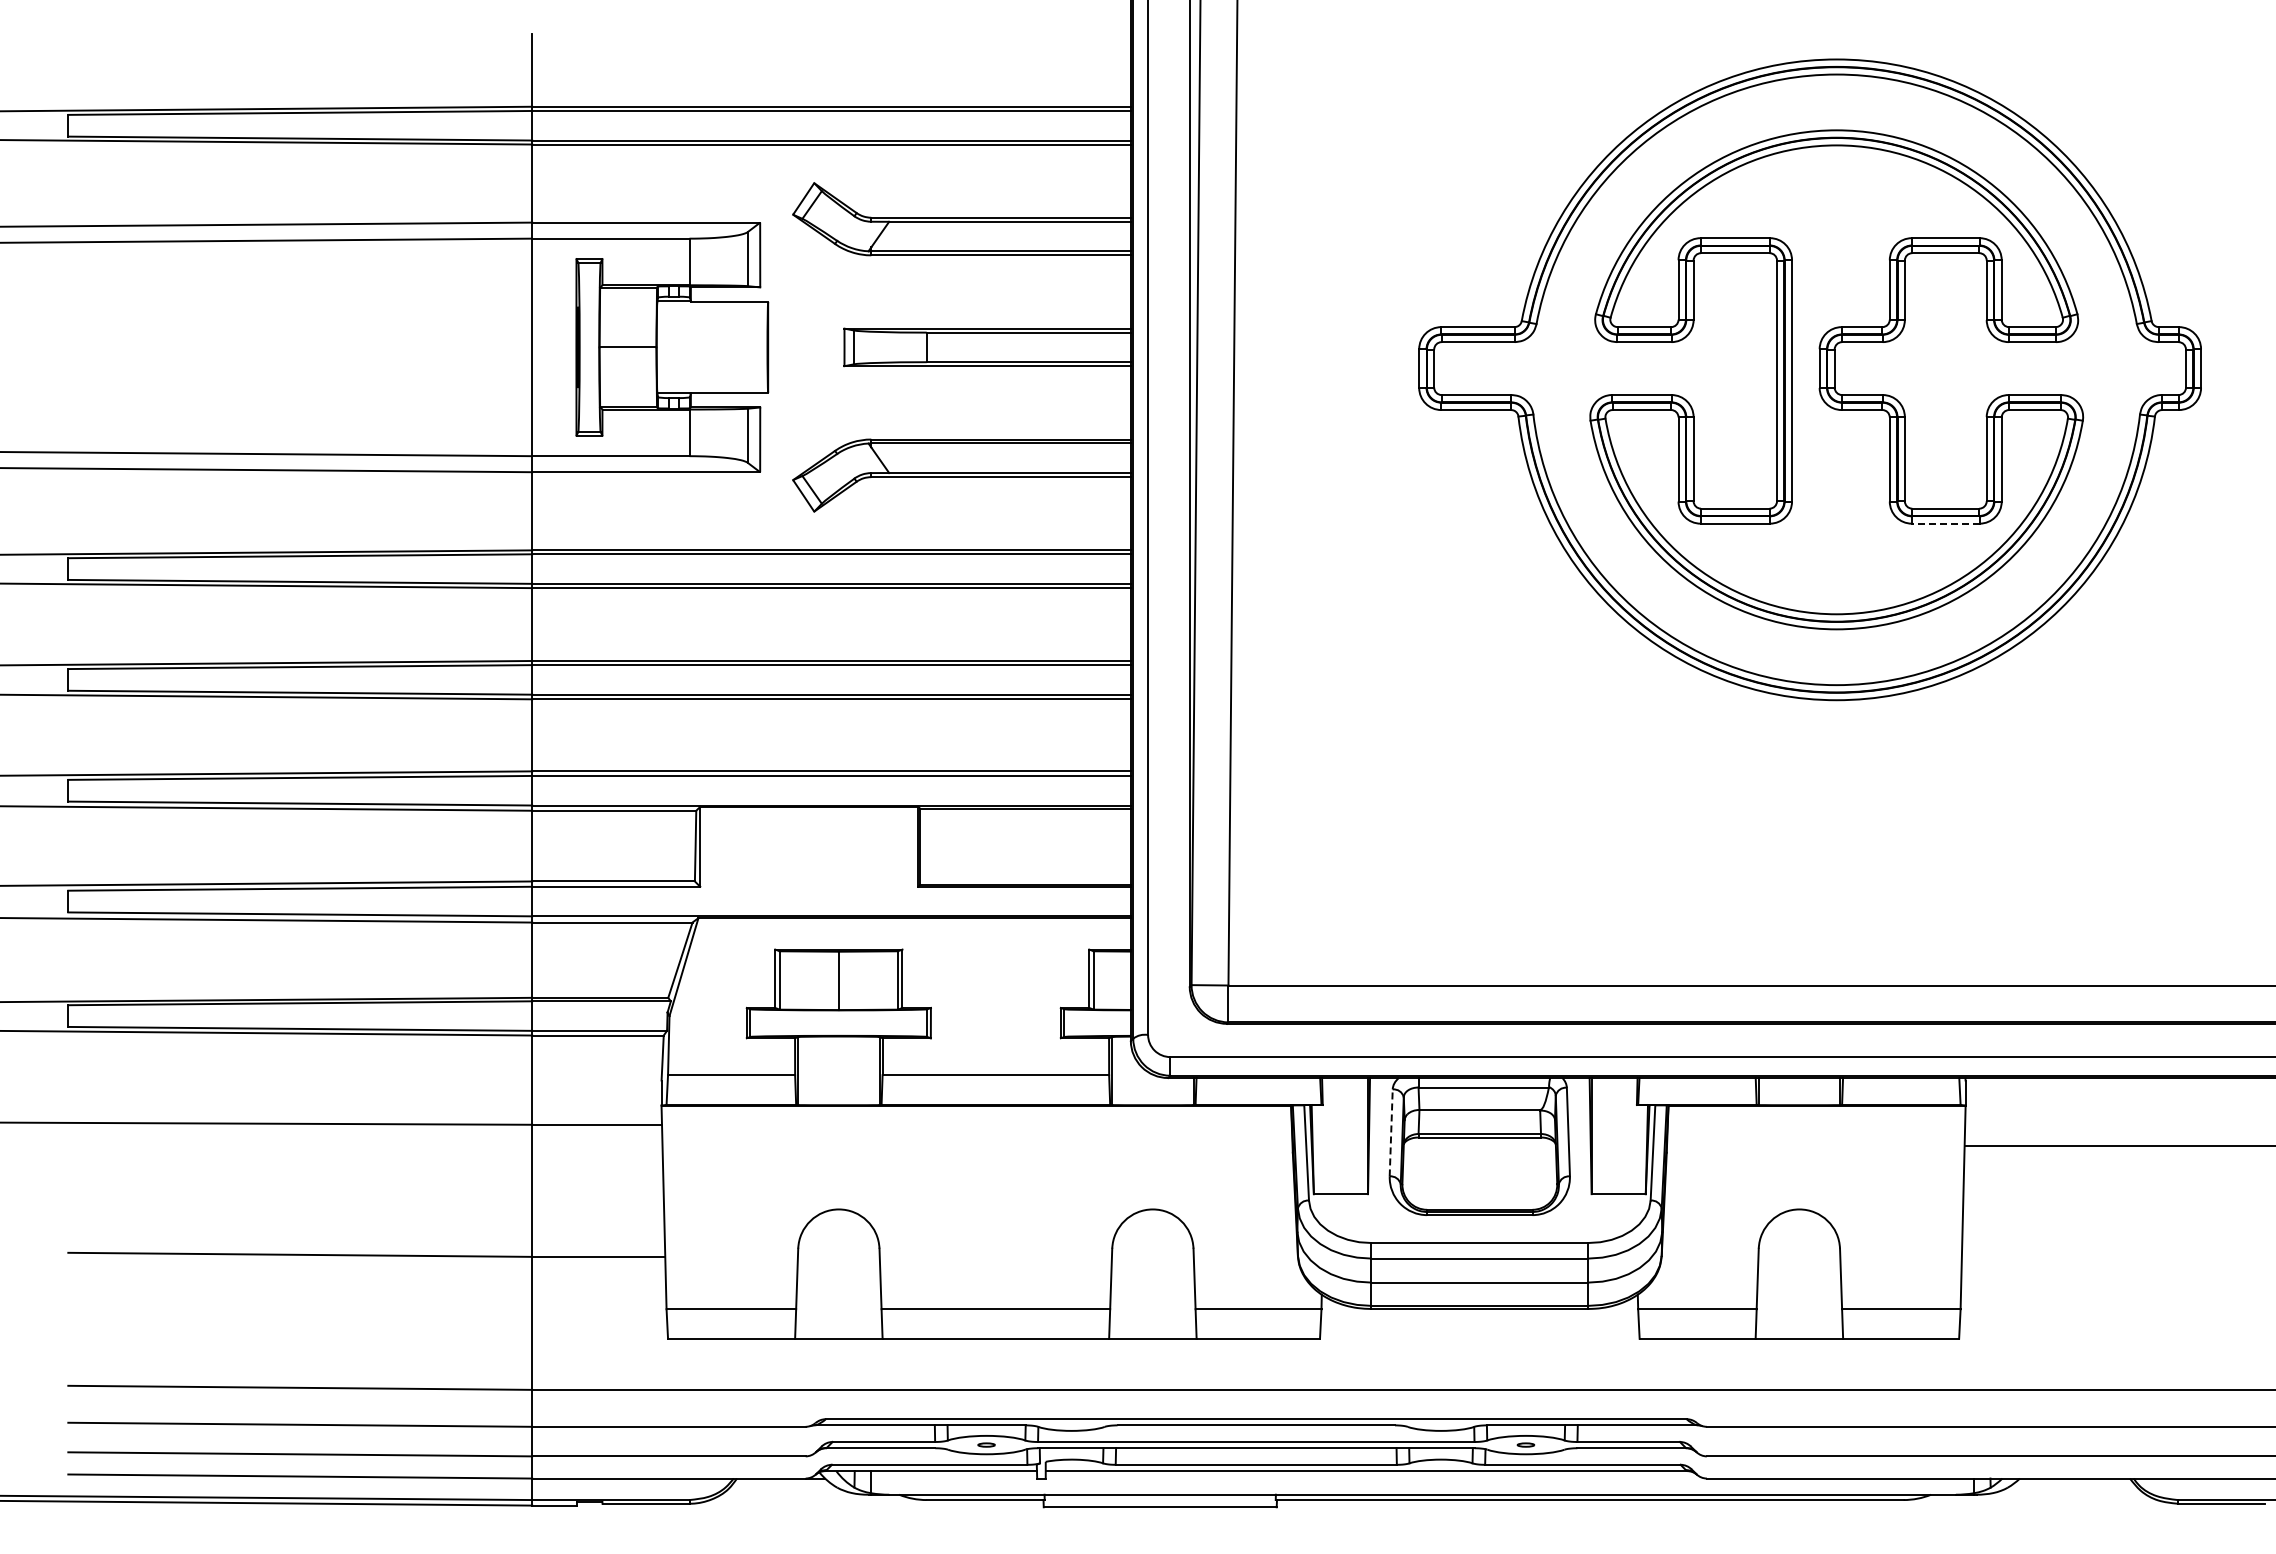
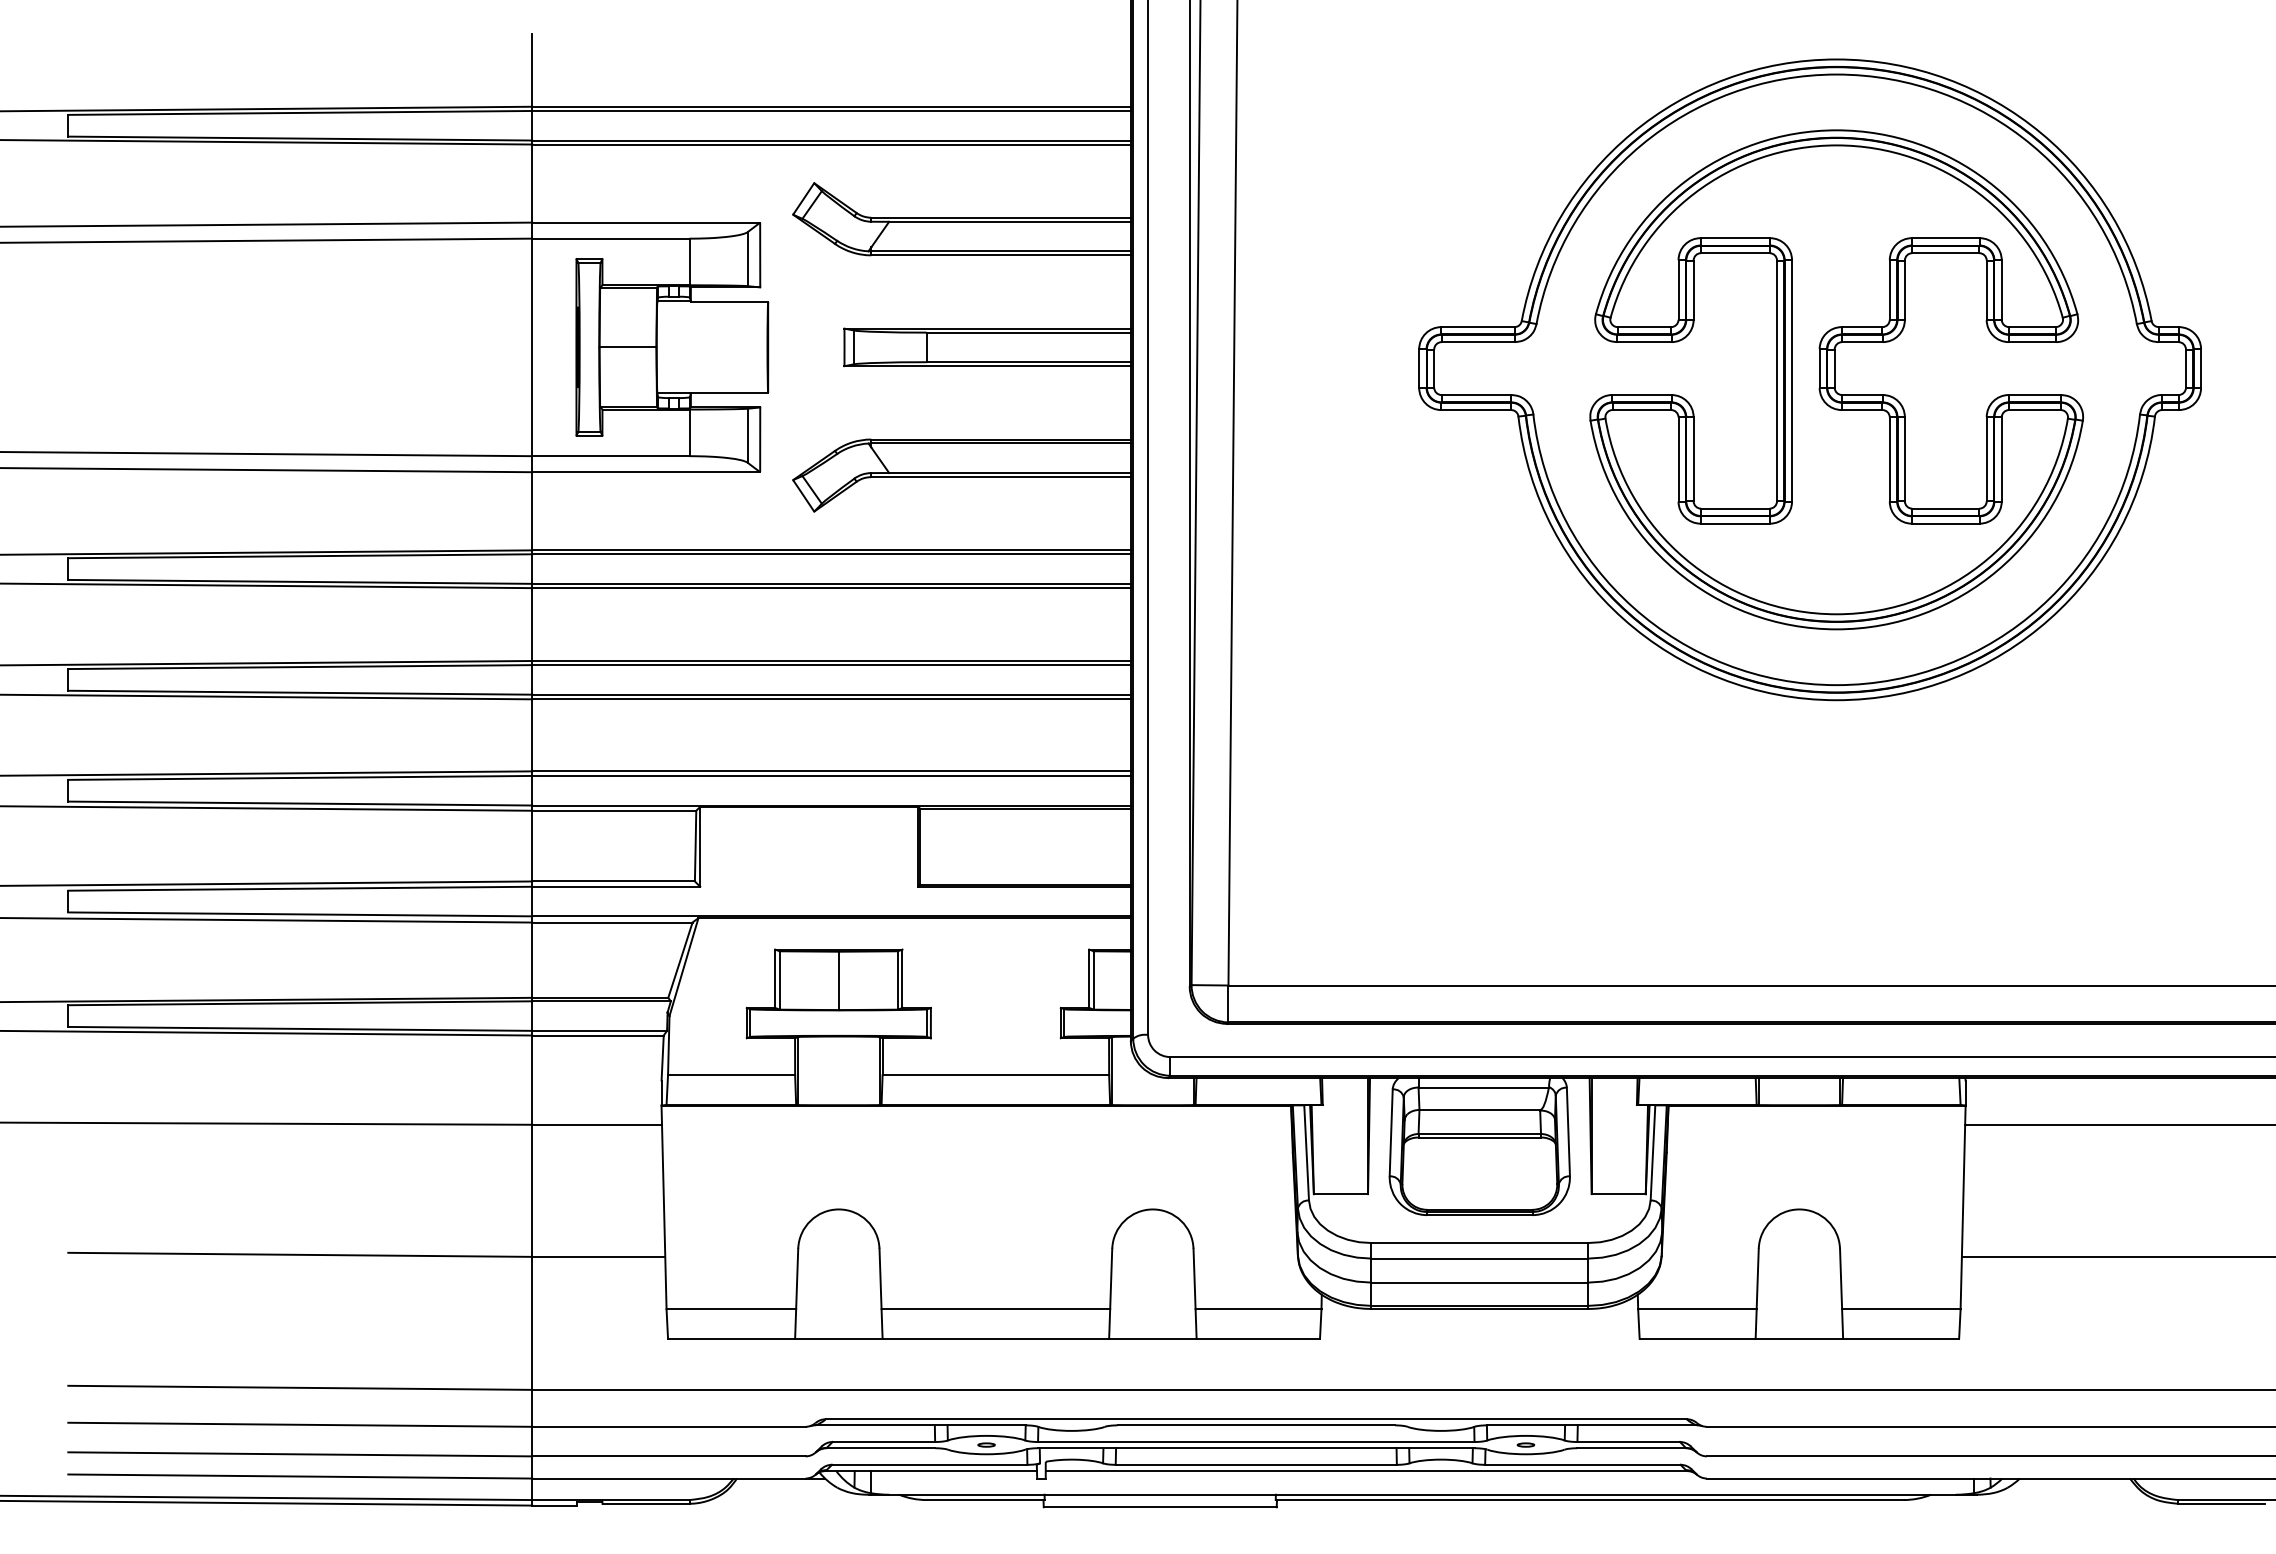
line: dashed -> solid (1945, 523)
line: dashed -> solid (1391, 1132)
line position: (2118, 1145) -> (2118, 1124) (2118, 1124)
line: none -> present (2116, 1256)
